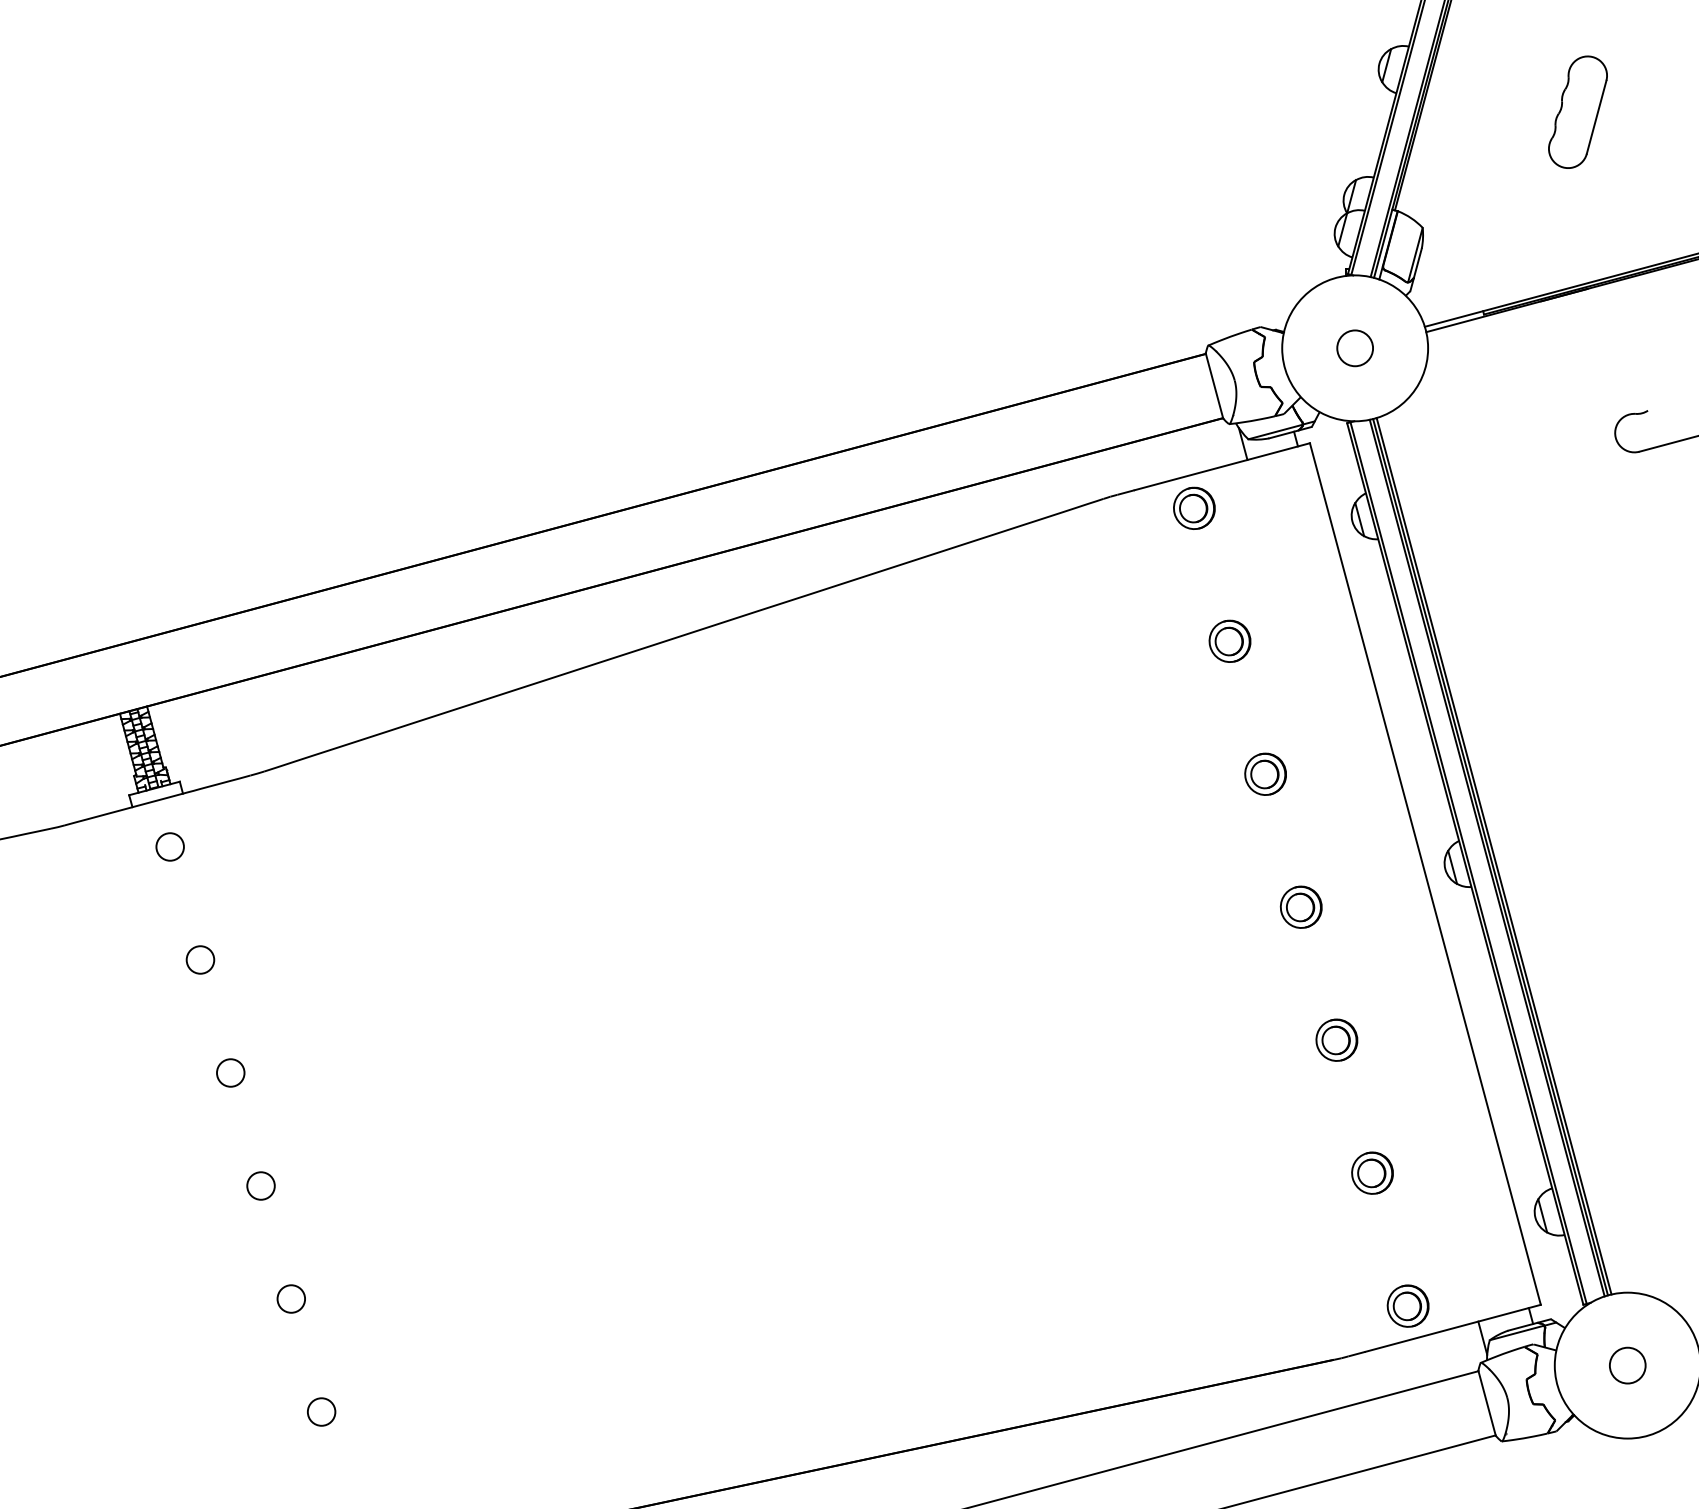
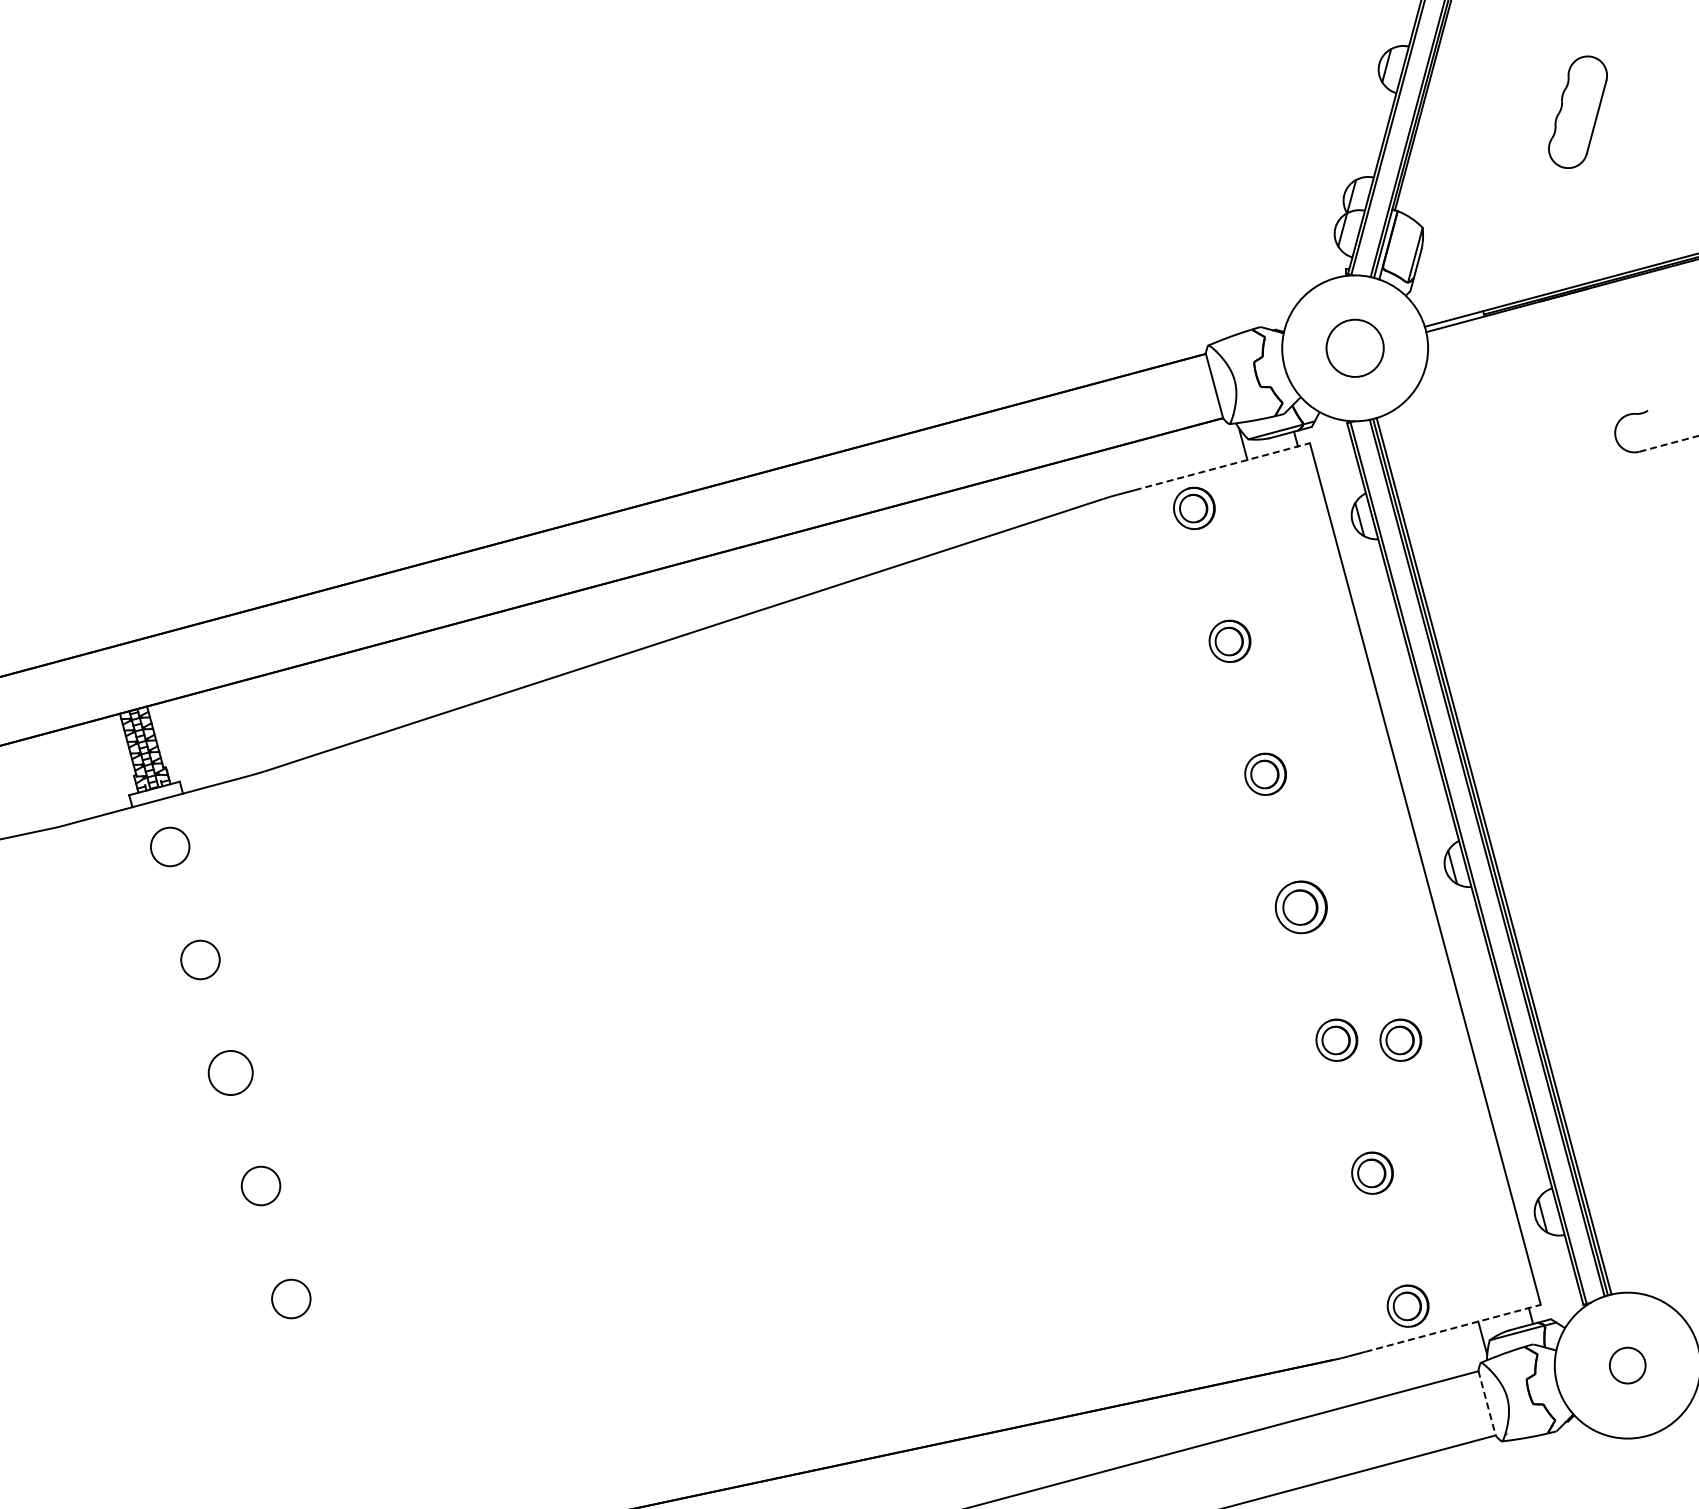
circle diameter: 36 px -> 57 px (1354, 347)
line: solid -> dashed (1669, 443)
line: solid -> dashed (1222, 466)
circle diameter: 28 px -> 39 px (169, 846)
part size: 44x44 px -> 54x55 px (1300, 907)
circle diameter: 28 px -> 39 px (200, 959)
part: none -> present (1400, 1039)
circle diameter: 28 px -> 44 px (230, 1072)
circle diameter: 28 px -> 39 px (260, 1185)
circle diameter: 28 px -> 39 px (291, 1298)
line: solid -> dashed (1453, 1328)
line: solid -> dashed (1487, 1403)
circle: present -> none (321, 1411)
